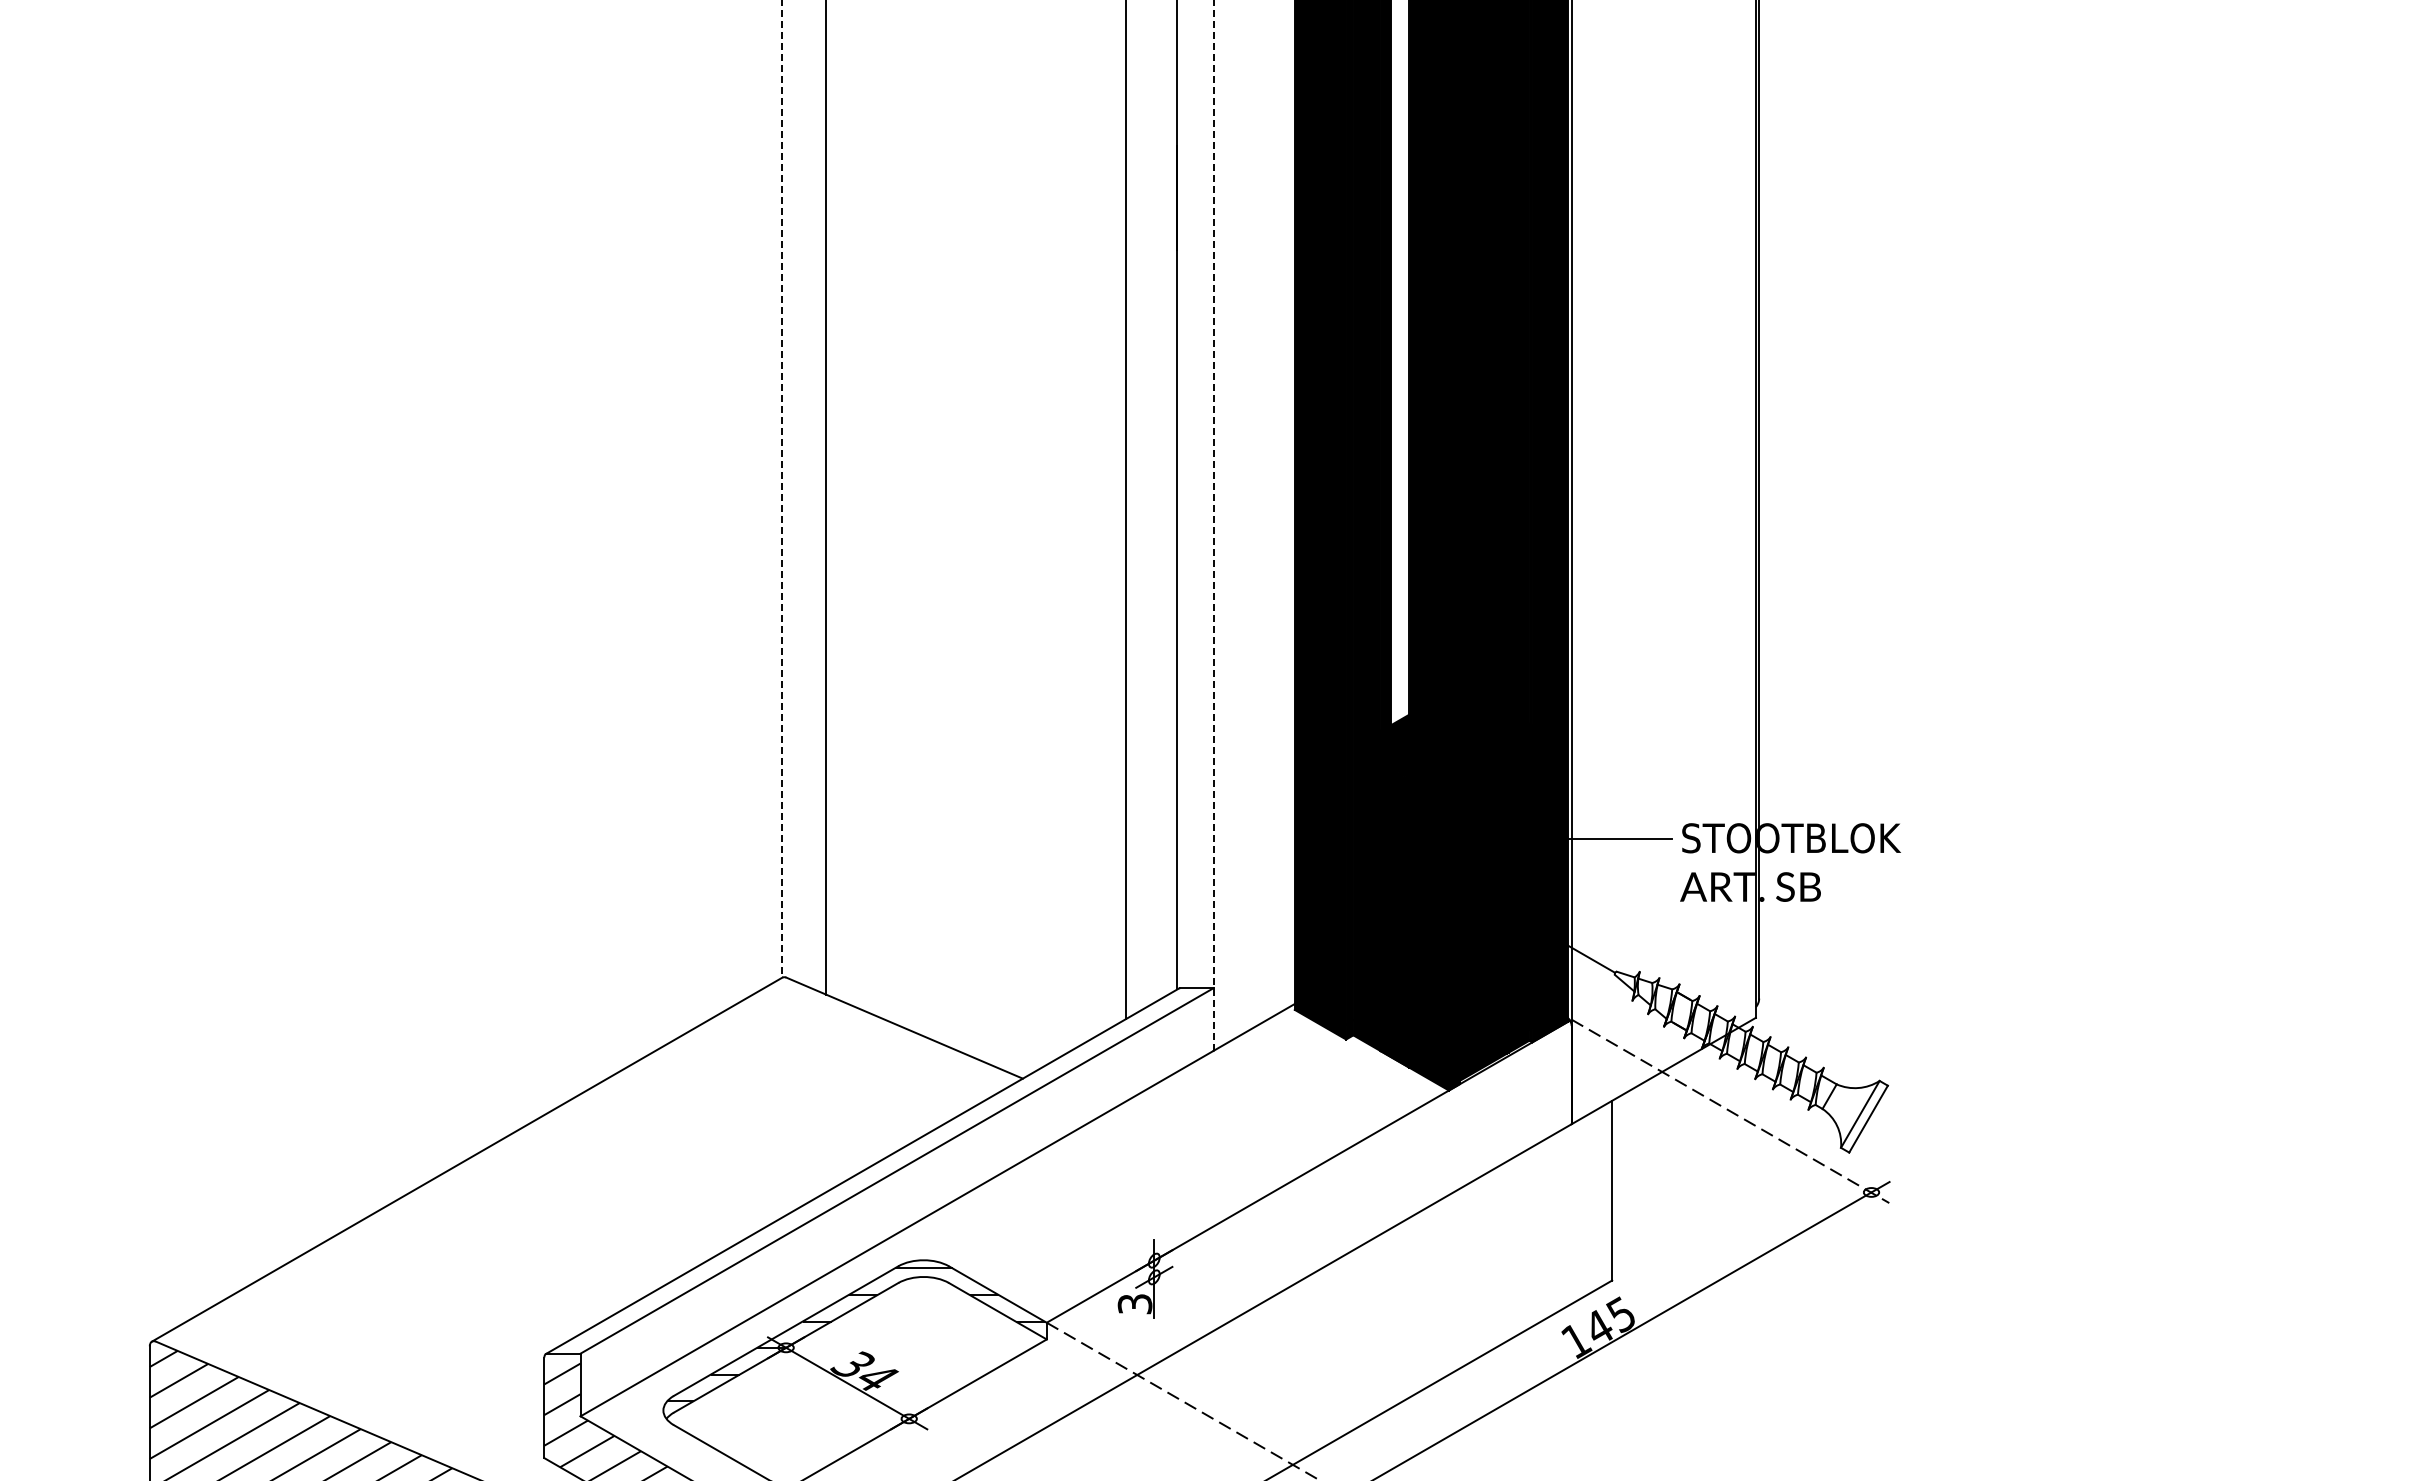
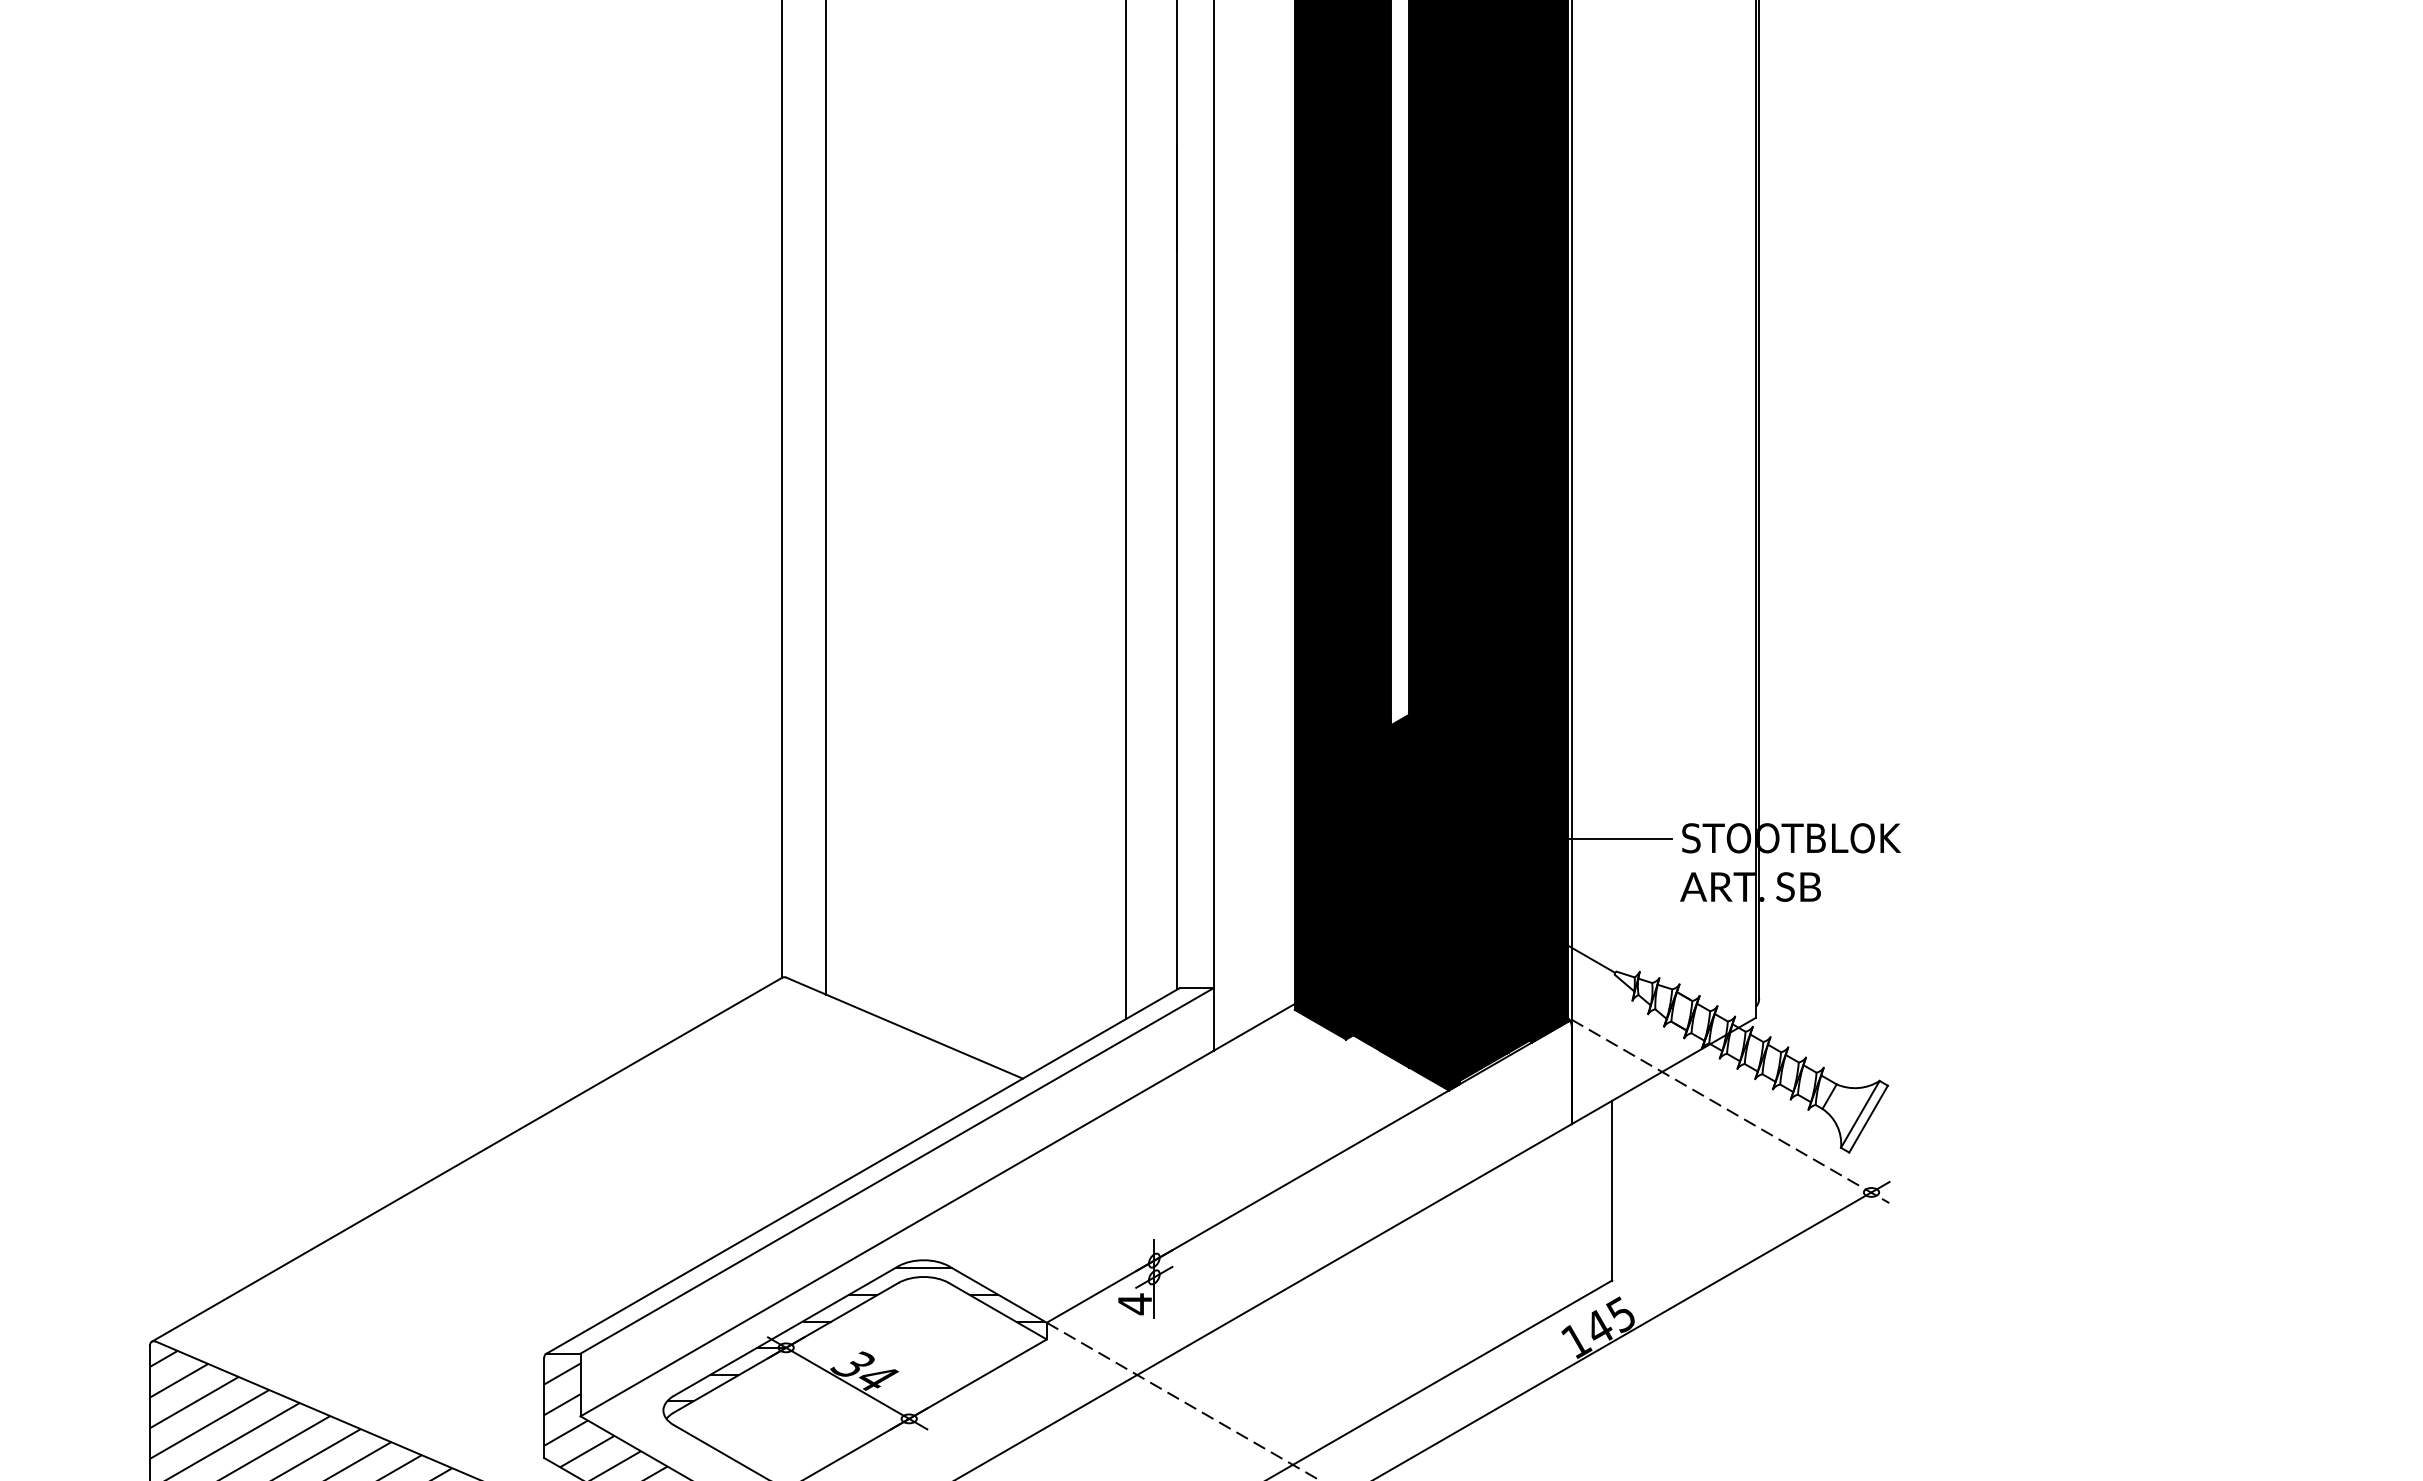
line: dashed -> solid (782, 489)
line: dashed -> solid (1213, 526)
text: 3 -> 4 (1134, 1304)
